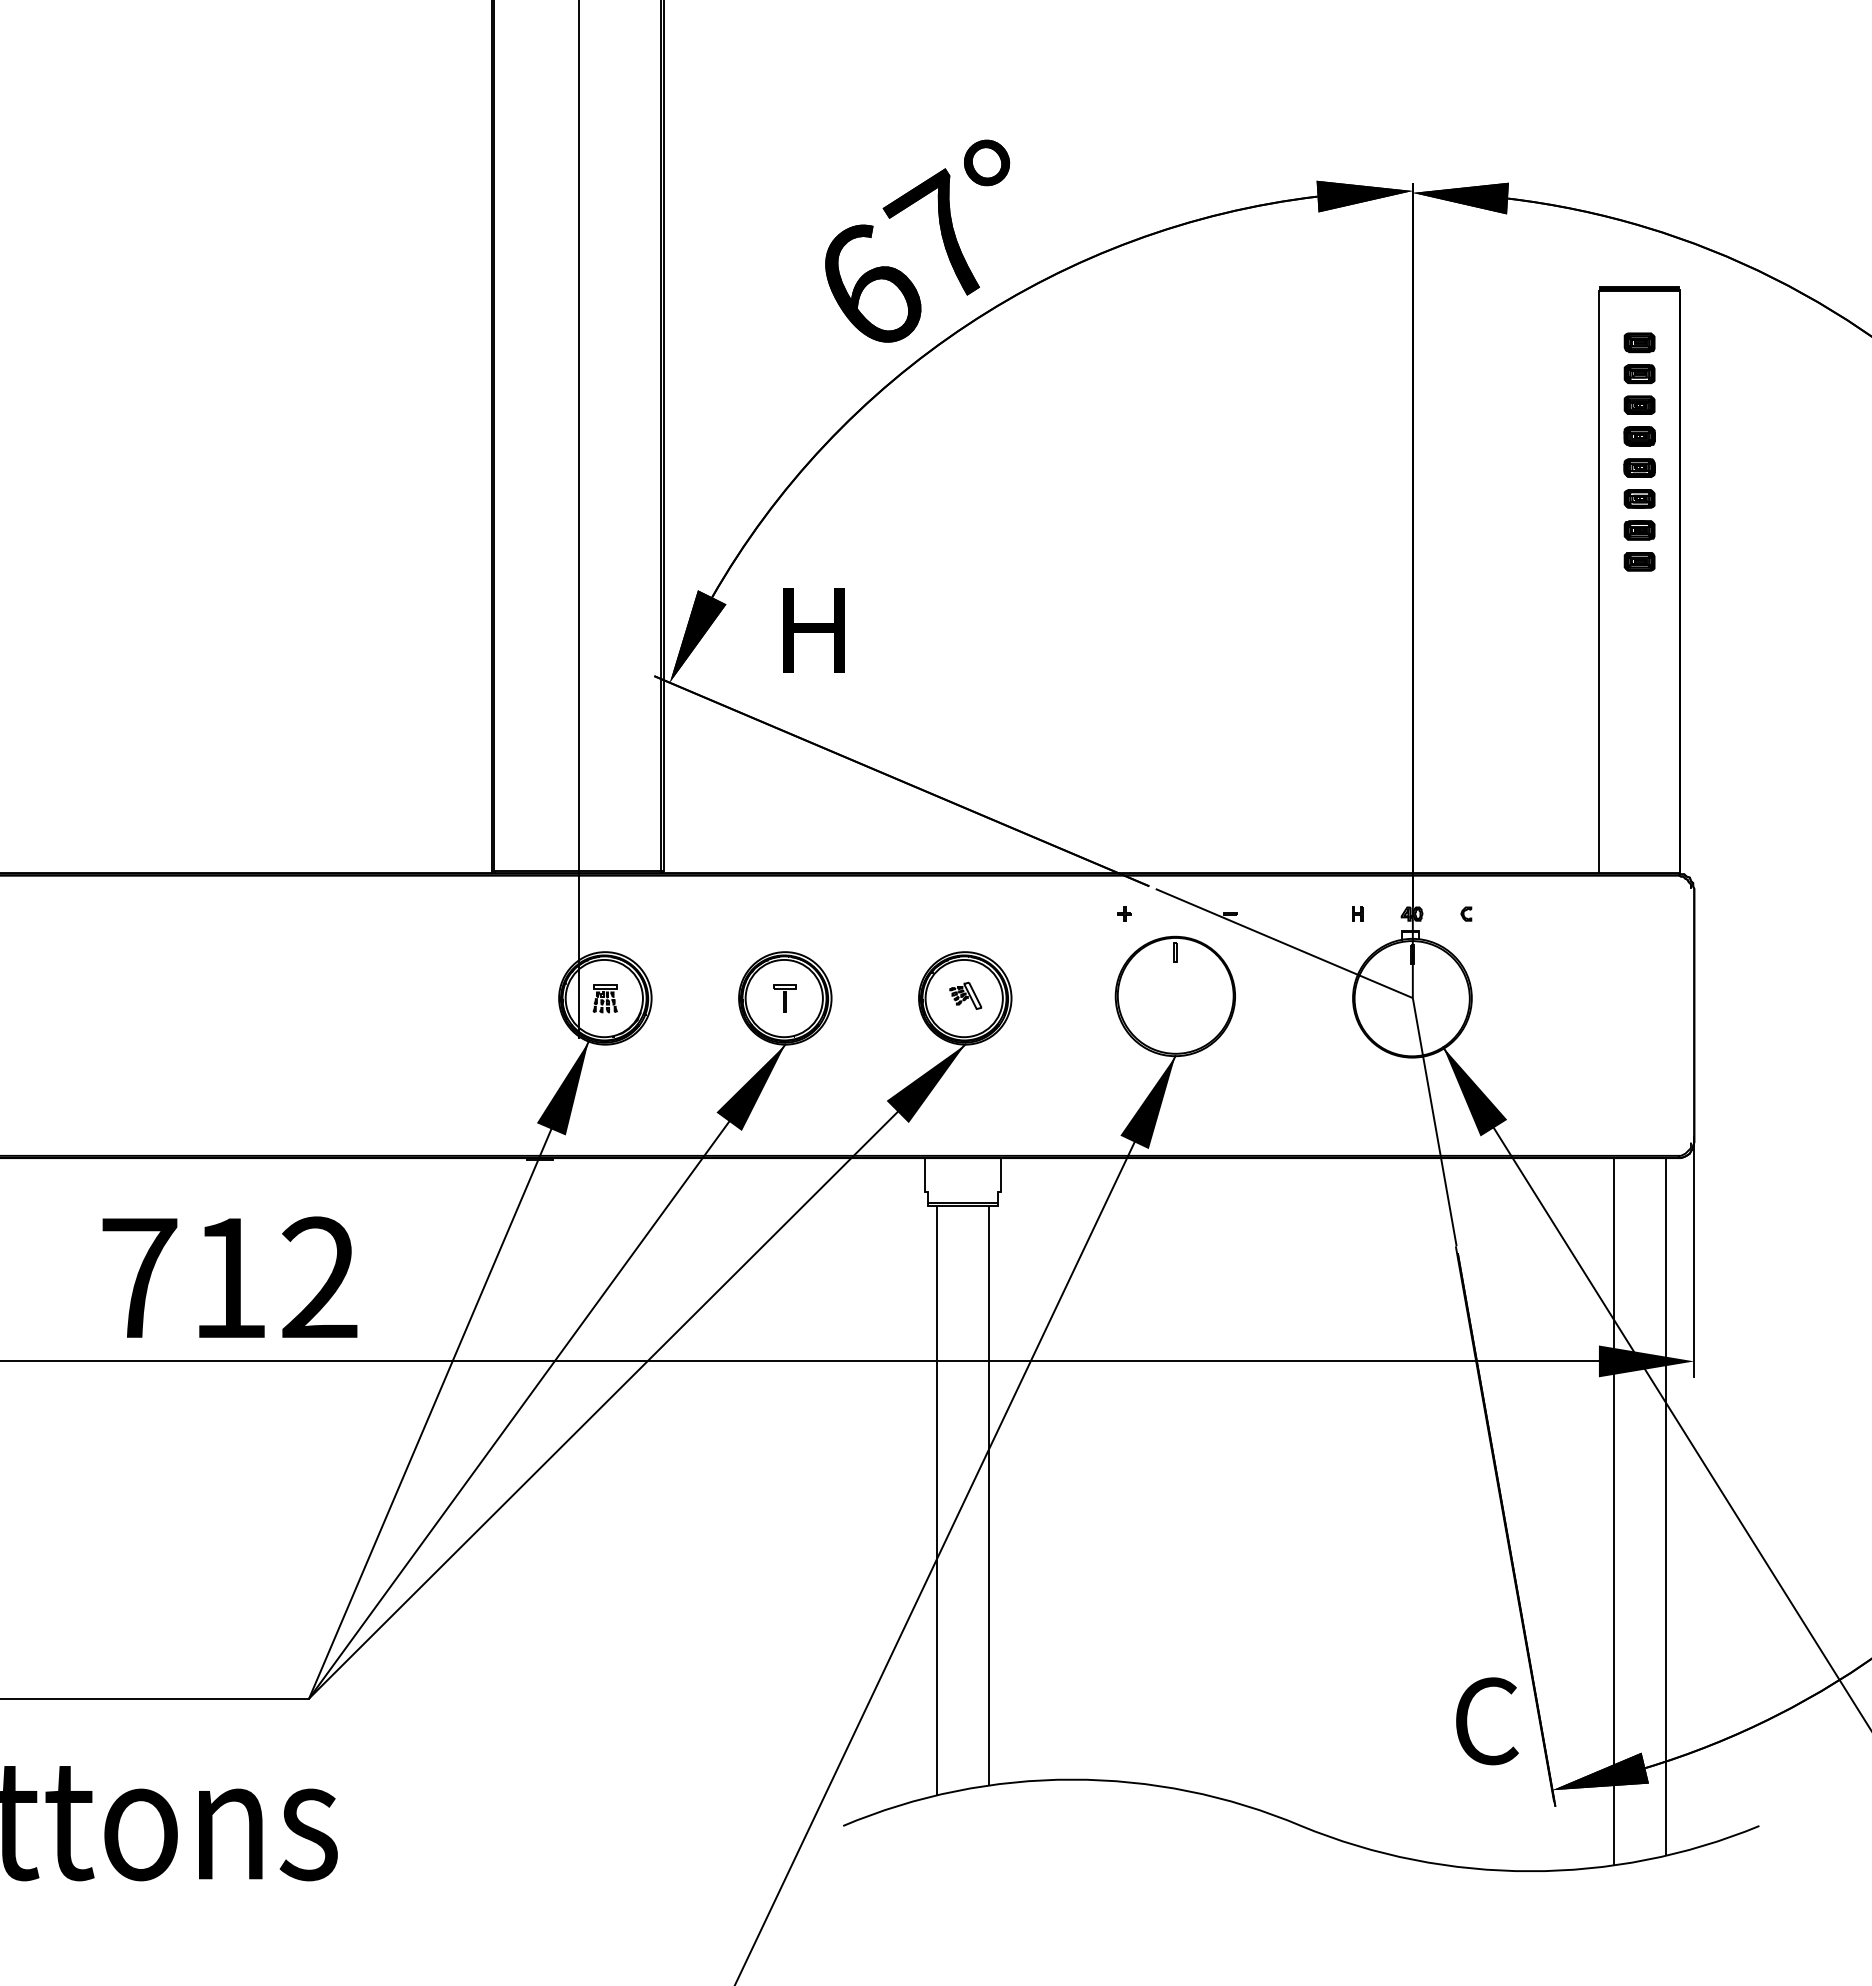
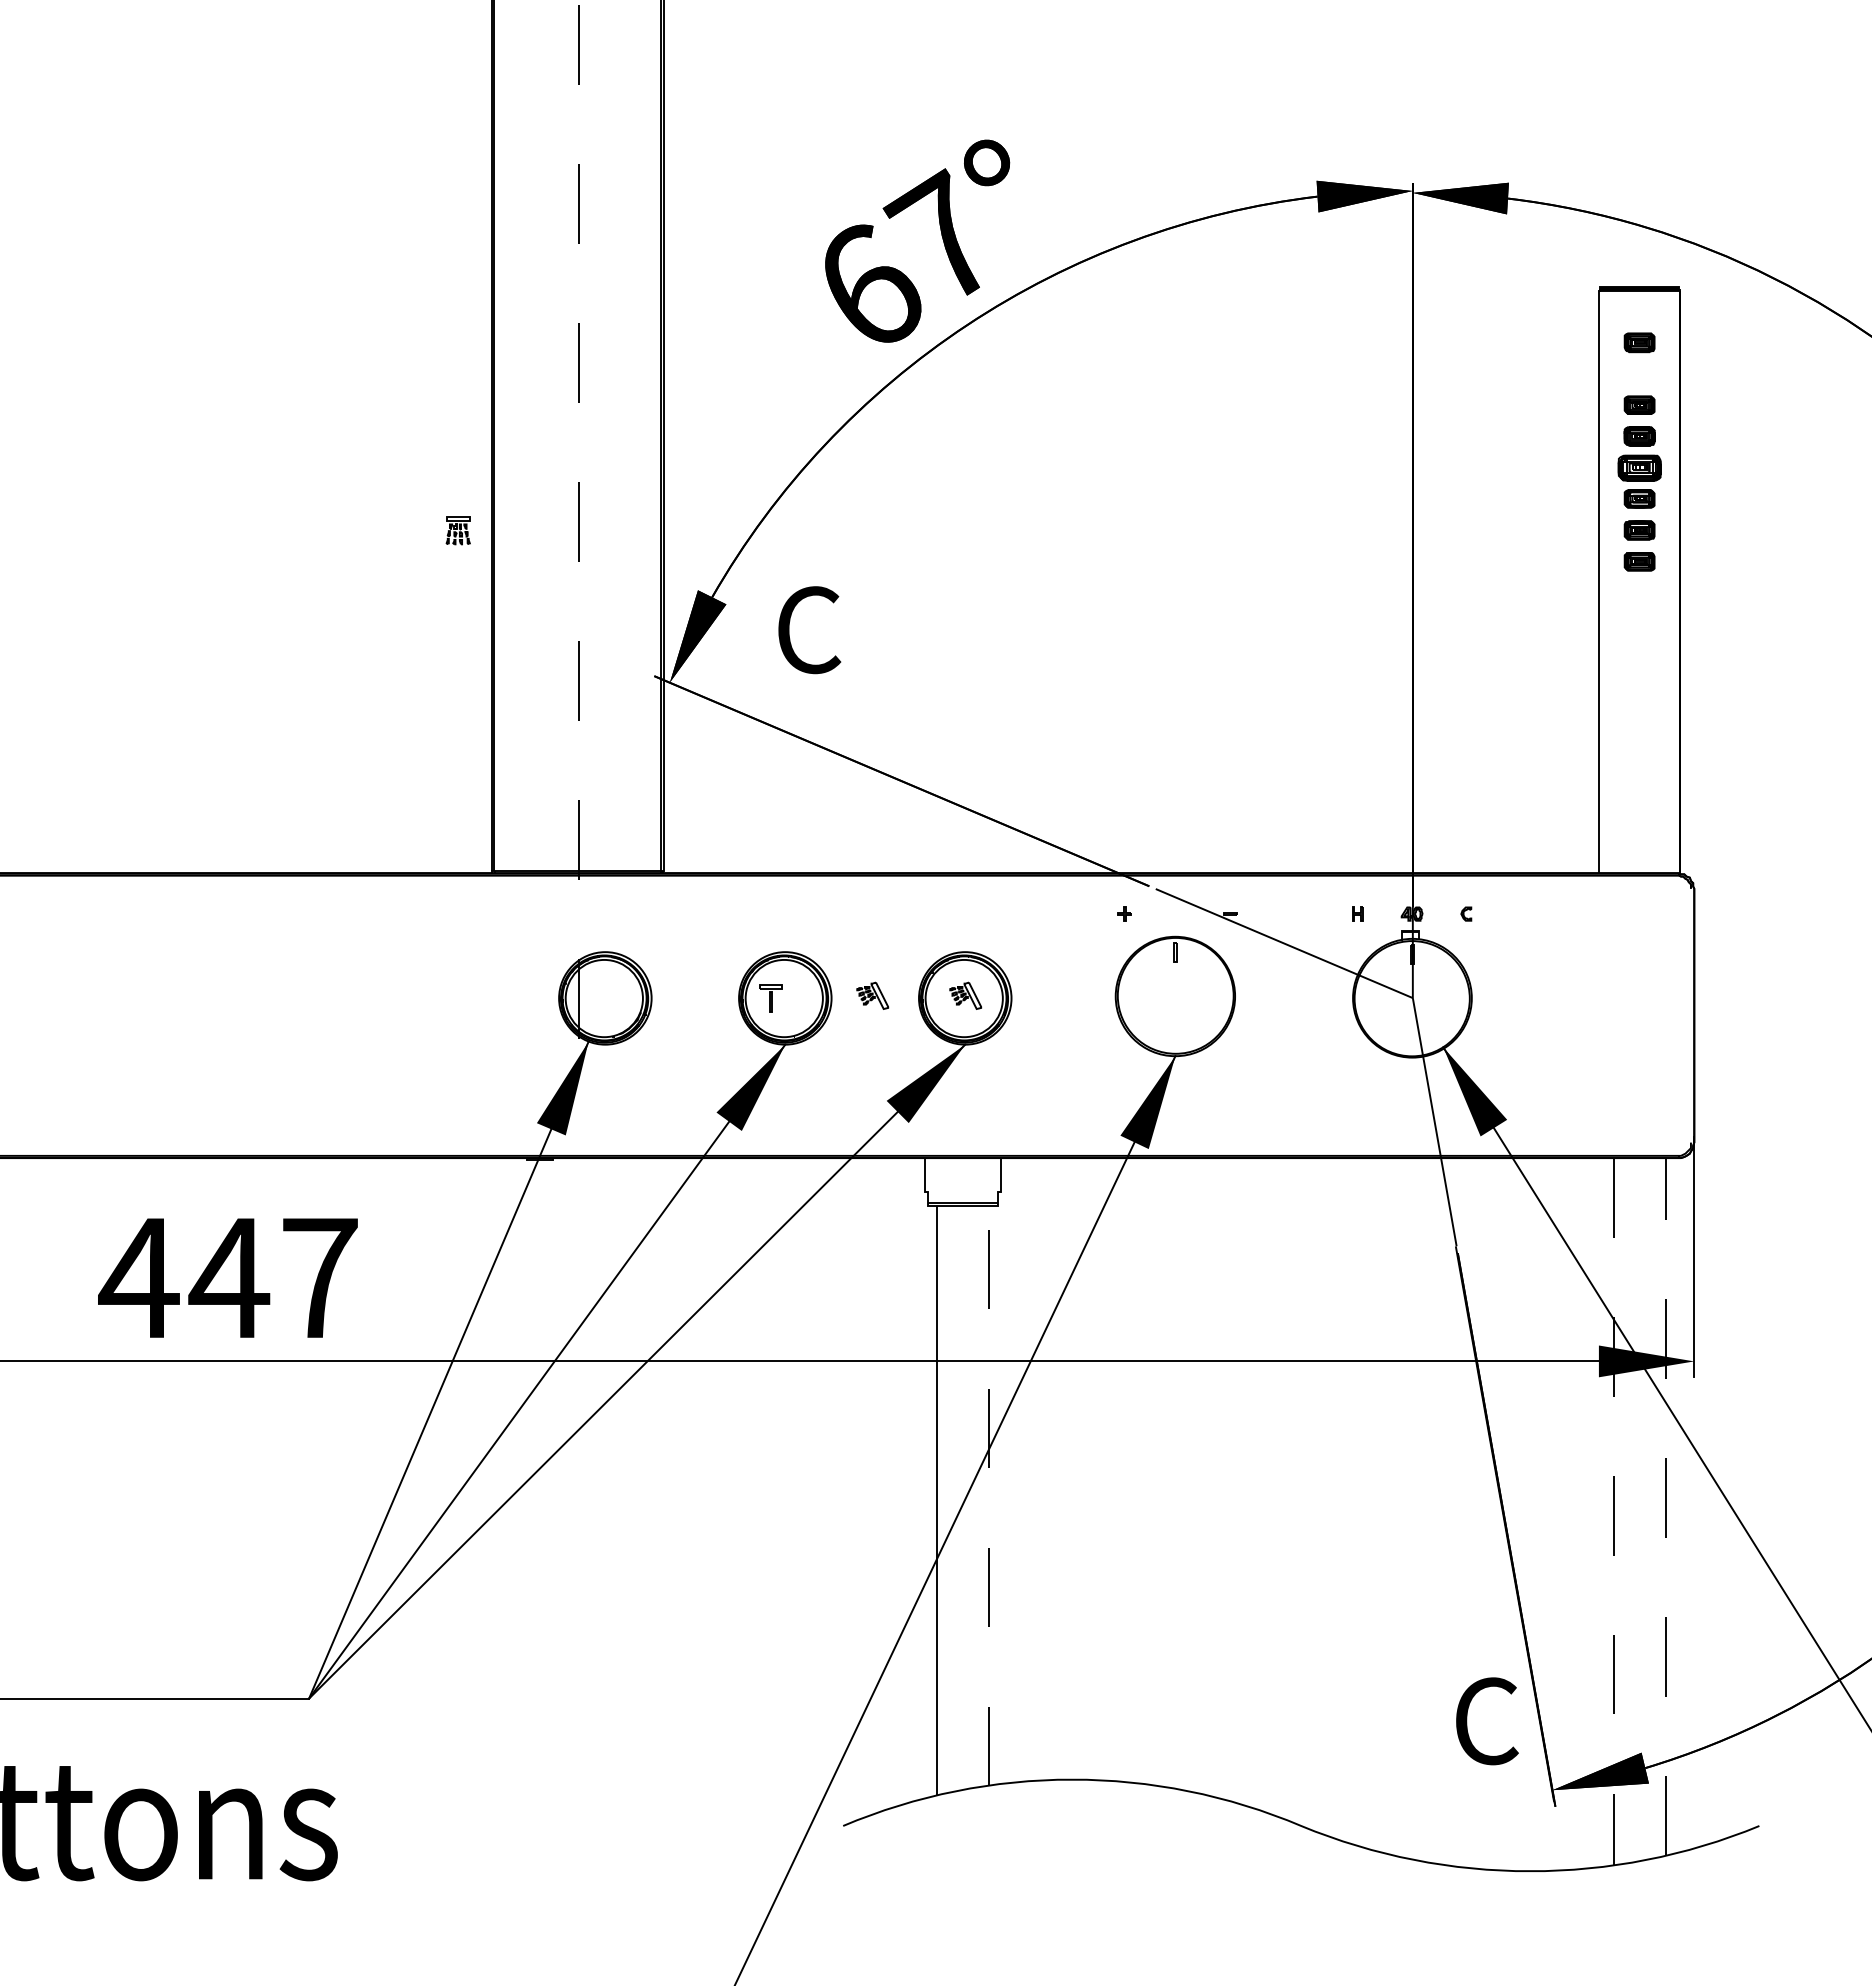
part: present -> none (1639, 374)
part size: 33x20 px -> 45x28 px (1639, 467)
line: solid -> dashed (578, 519)
text: H -> C (811, 630)
part: none -> present (872, 995)
part position: (604, 998) -> (457, 530) (457, 530)
part position: (784, 998) -> (770, 998) (770, 998)
text: 712 -> 447 (227, 1276)
line: solid -> dashed (988, 1495)
line: solid -> dashed (1665, 1506)
line: solid -> dashed (1613, 1511)
